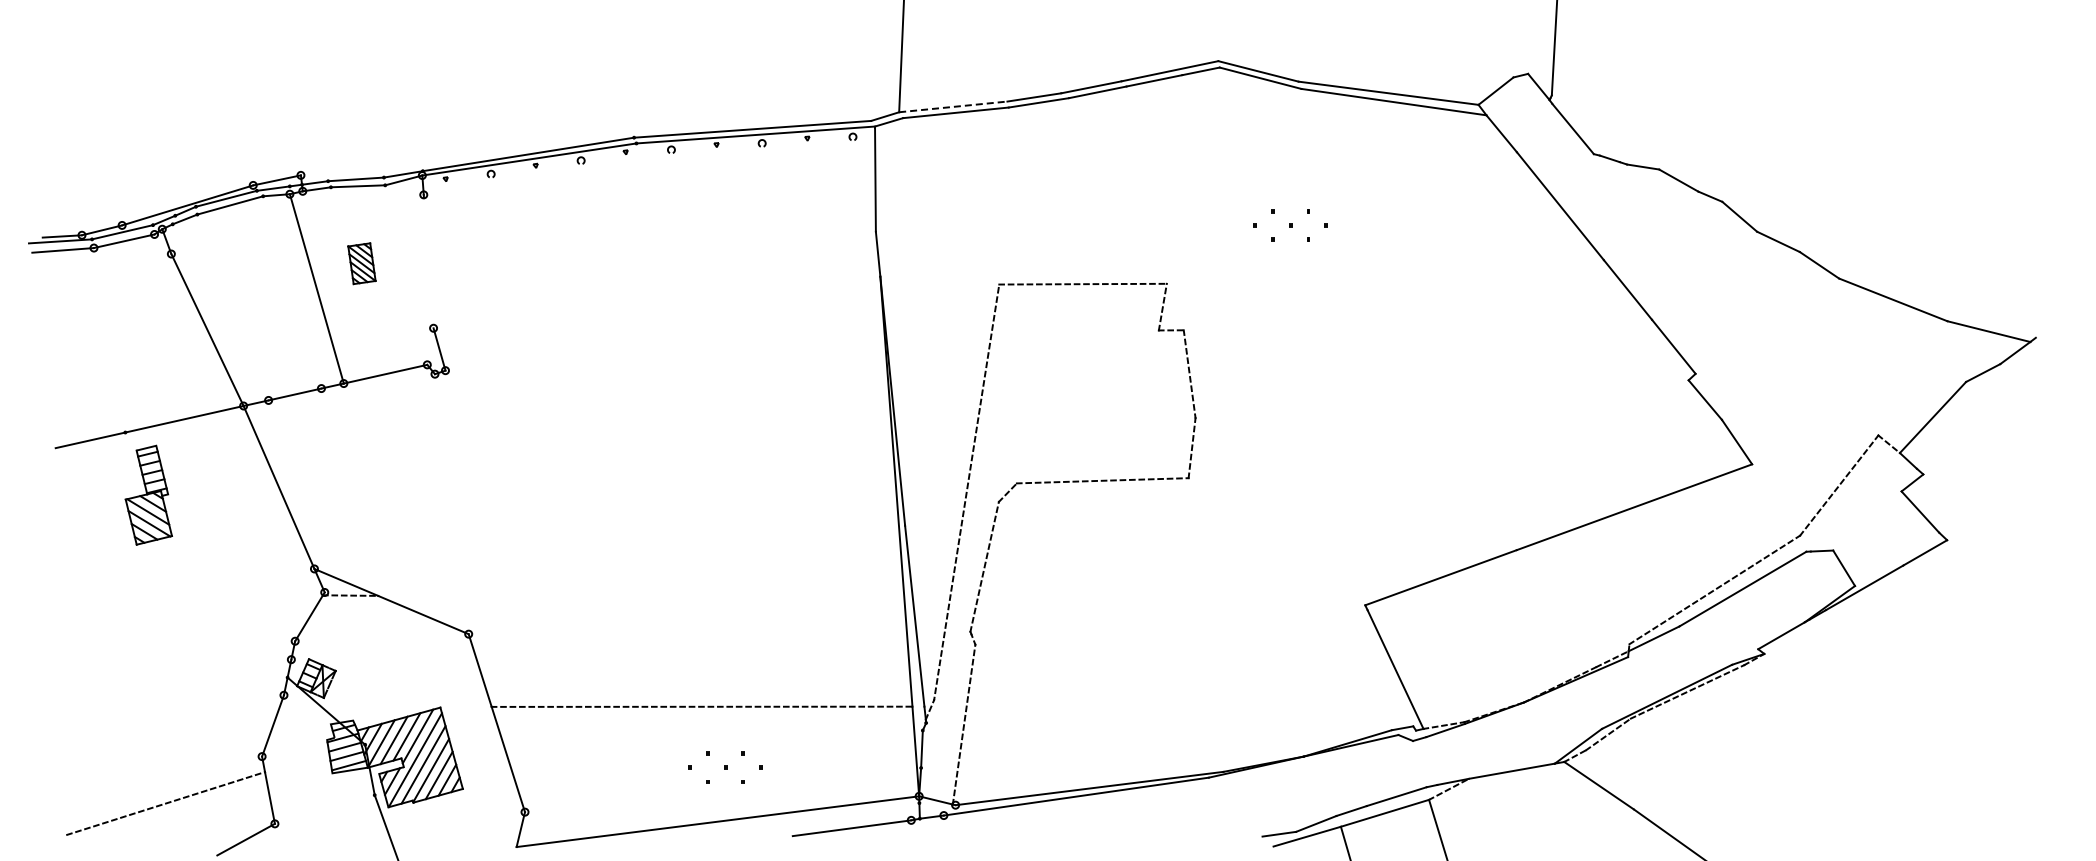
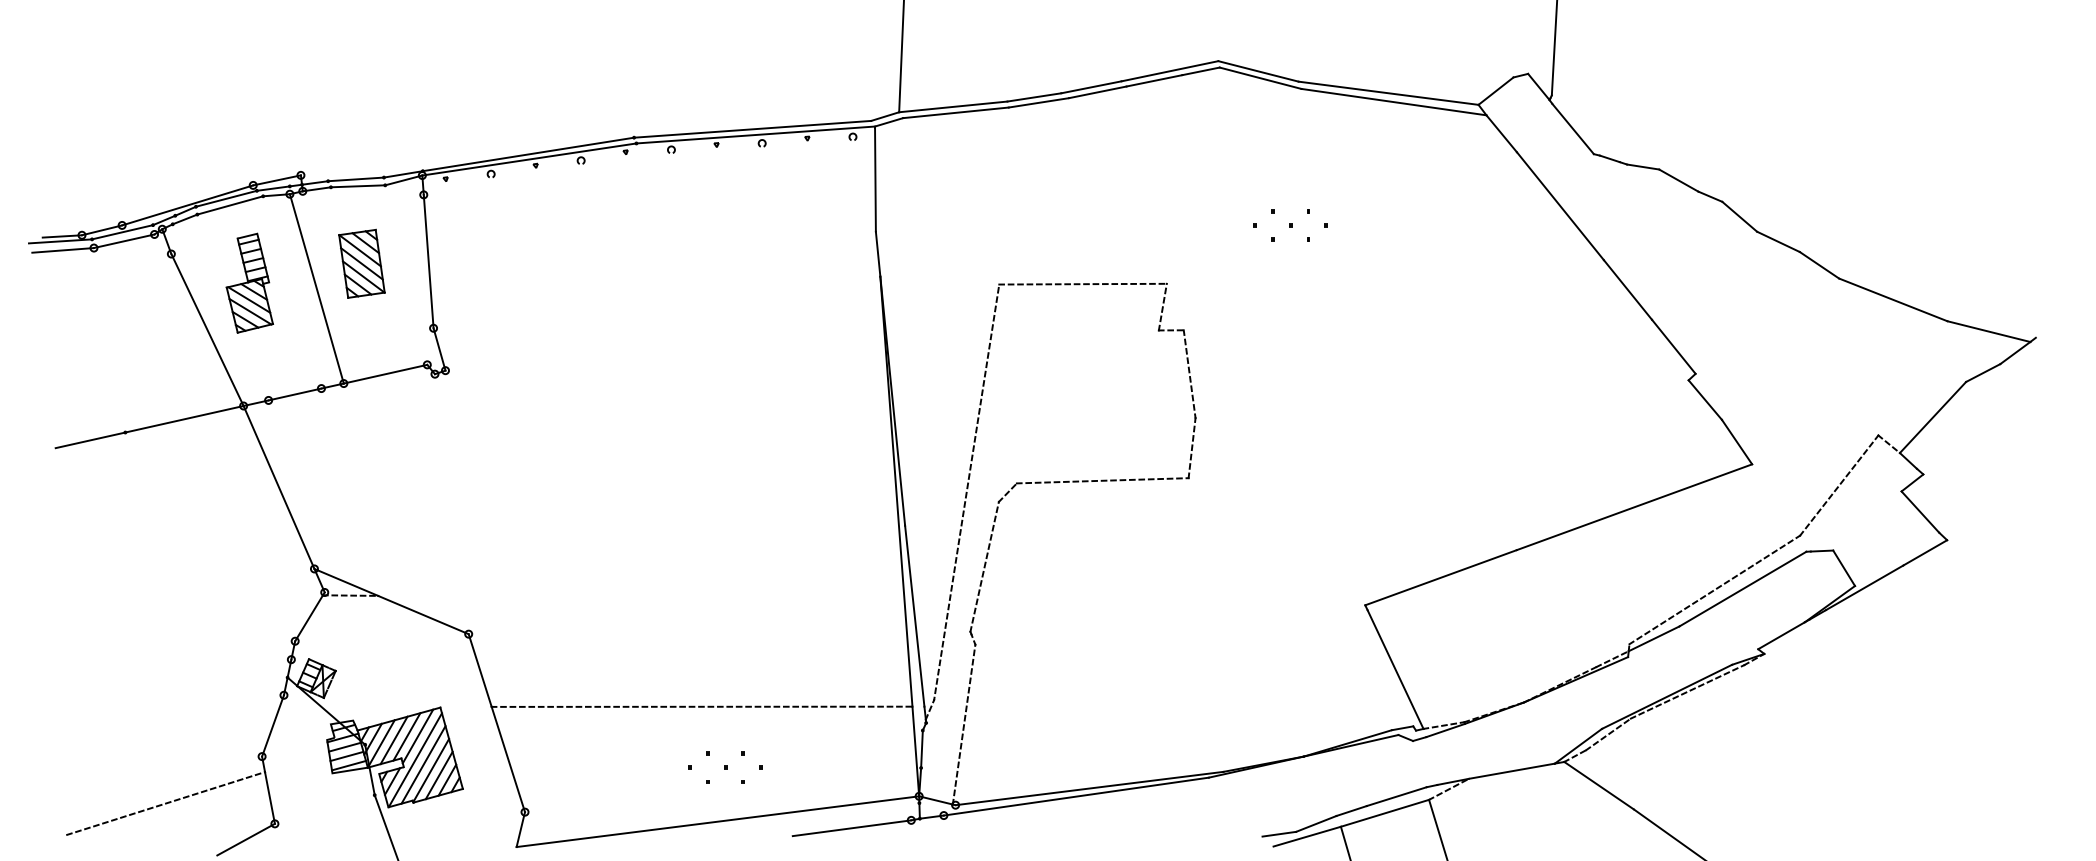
line: dashed -> solid (953, 106)
line: none -> present (428, 262)
part size: 30x44 px -> 48x71 px (361, 263)
part position: (148, 494) -> (249, 282) (249, 282)
